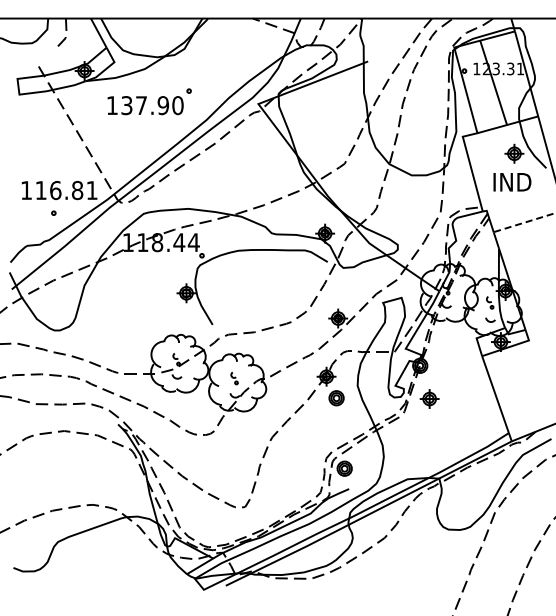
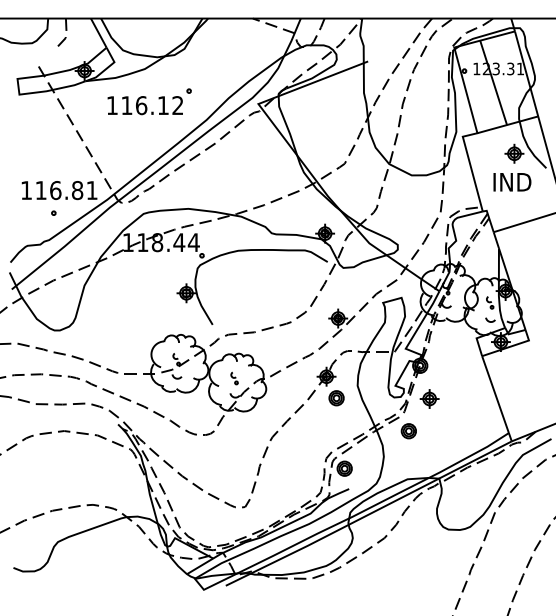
text: 137.90 -> 116.12 (152, 105)
line: dashed -> solid (524, 222)
part: none -> present (408, 431)
